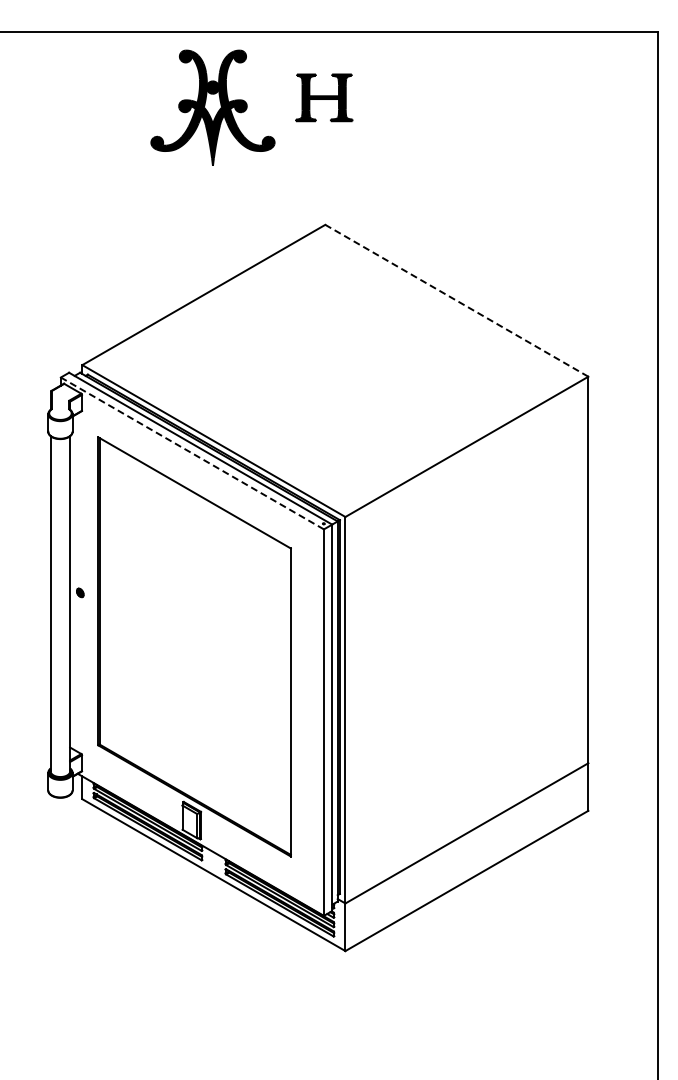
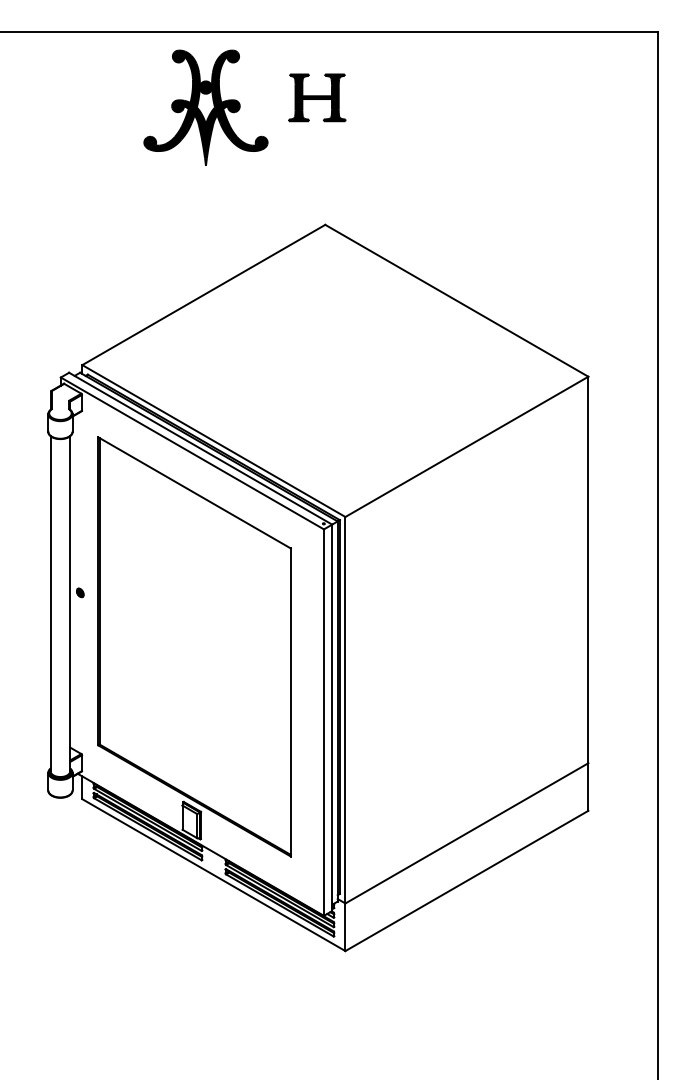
part position: (251, 107) -> (244, 107) (244, 107)
line: dashed -> solid (456, 300)
line: dashed -> solid (192, 453)
